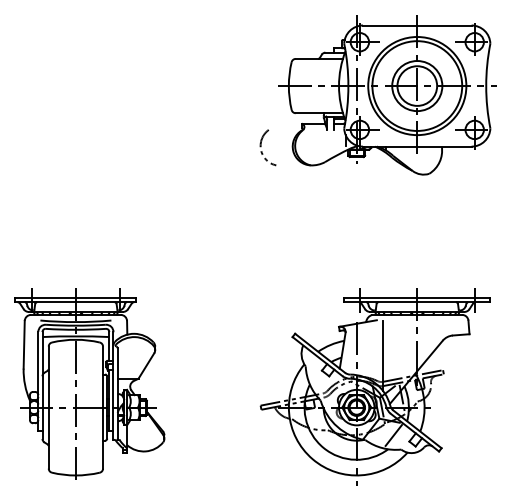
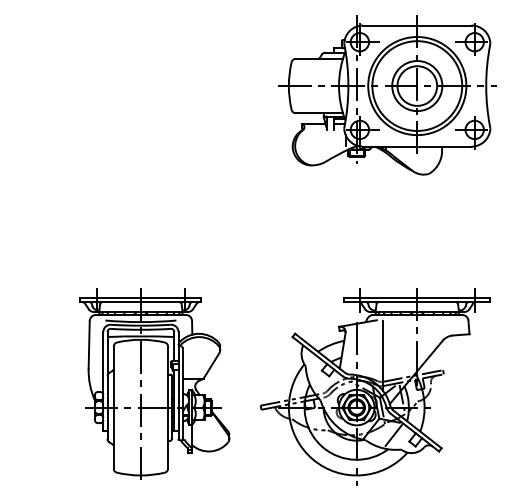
arc: present -> none (261, 146)
part position: (89, 383) -> (154, 383) (154, 383)
